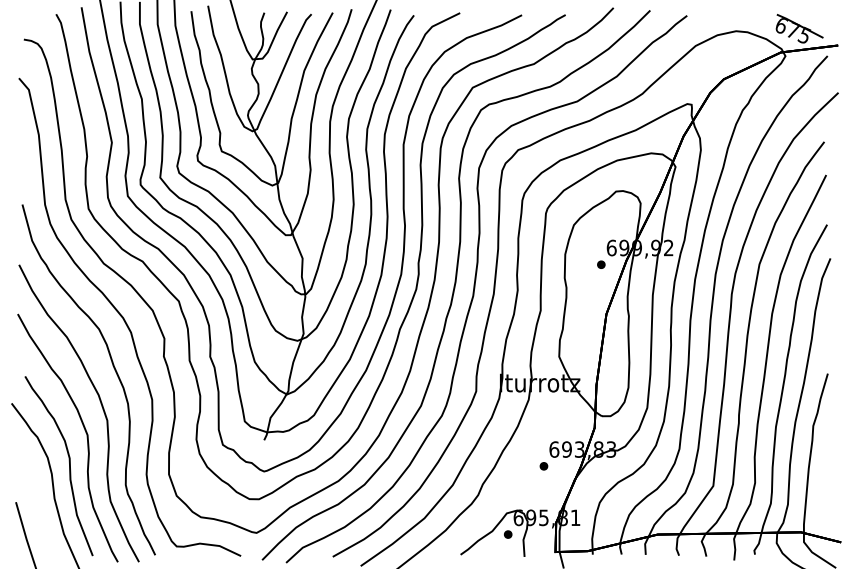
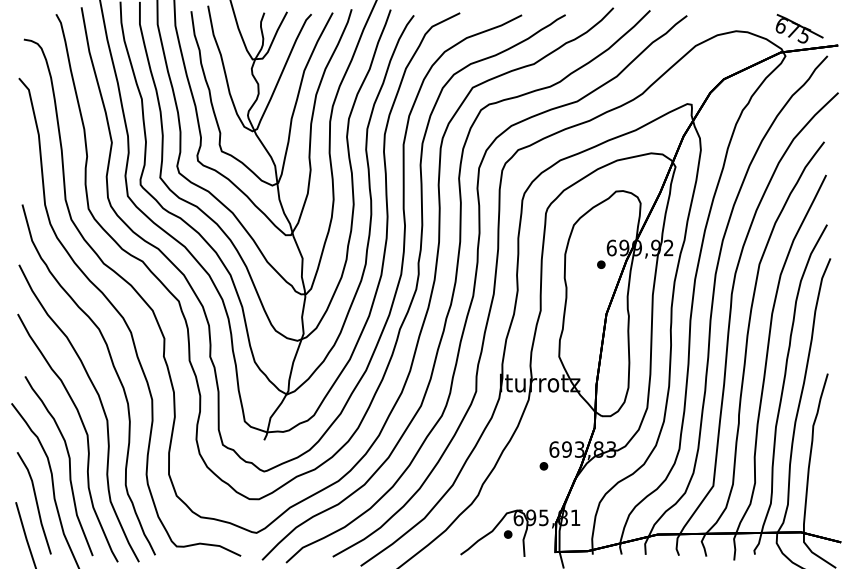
line: none -> present (35, 501)
